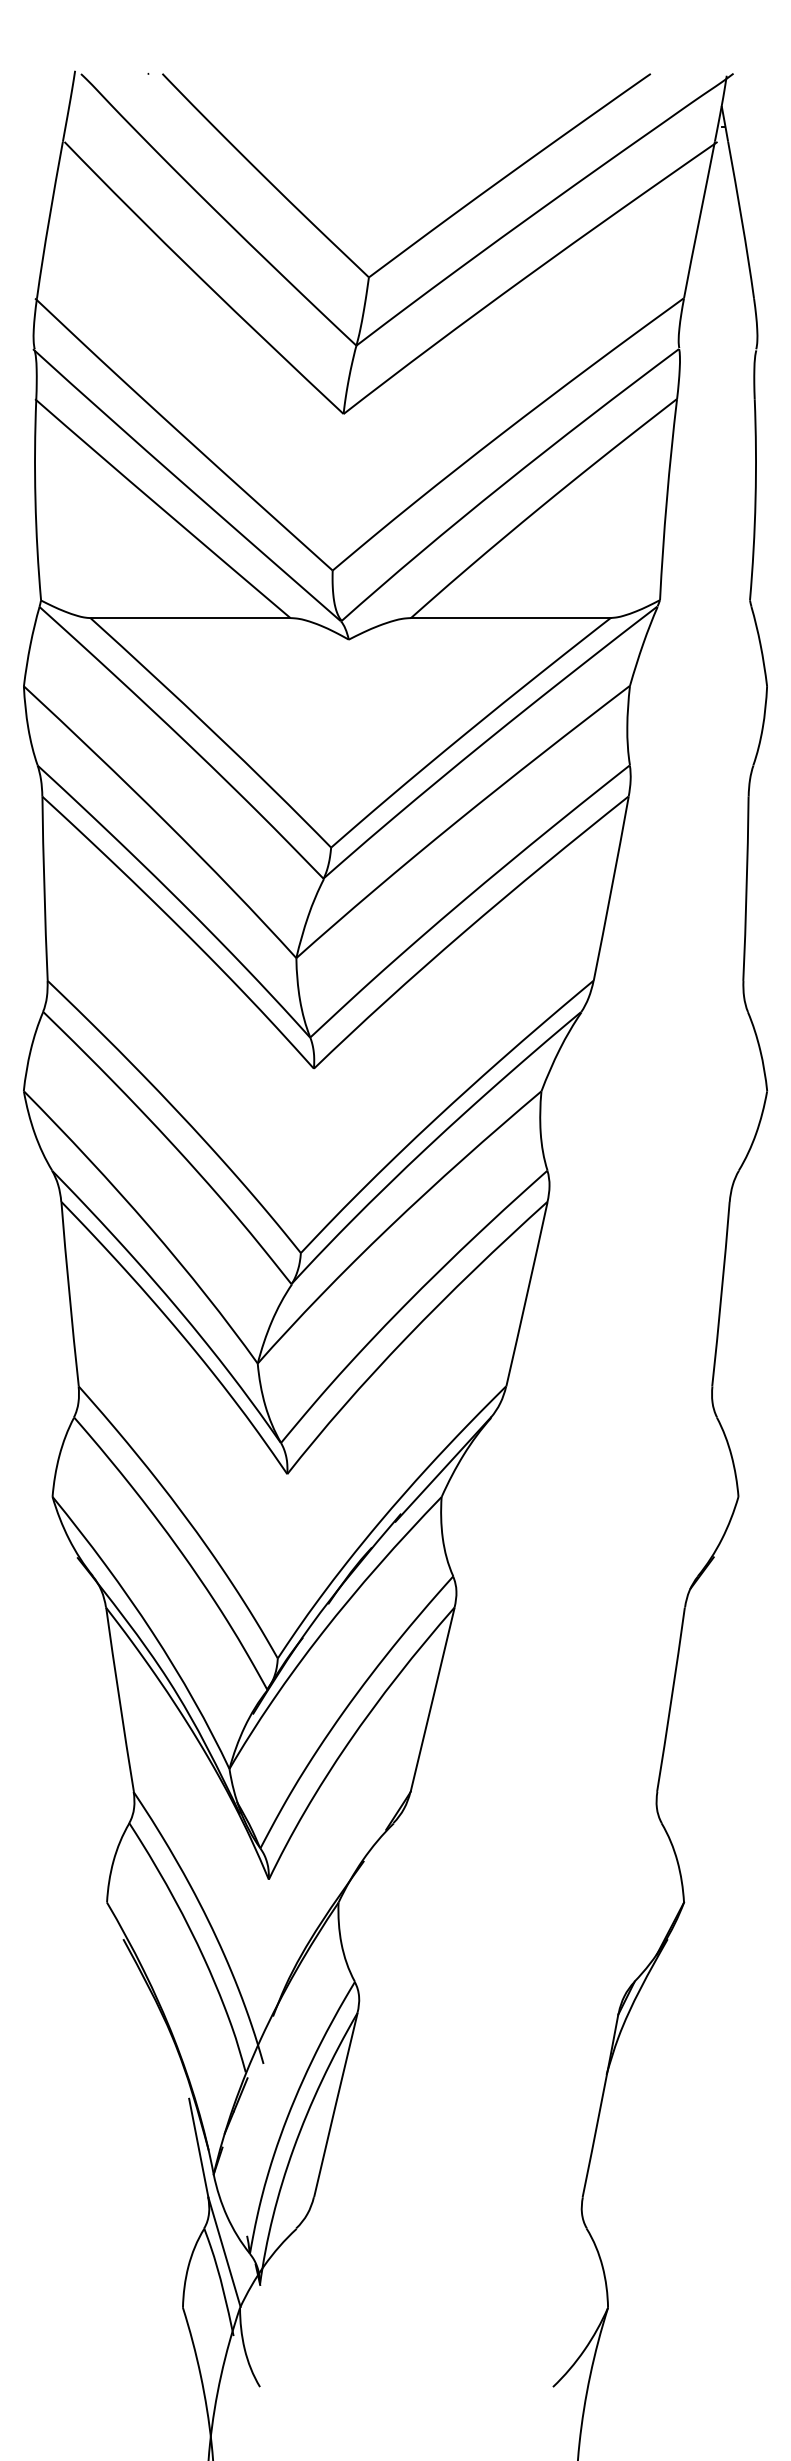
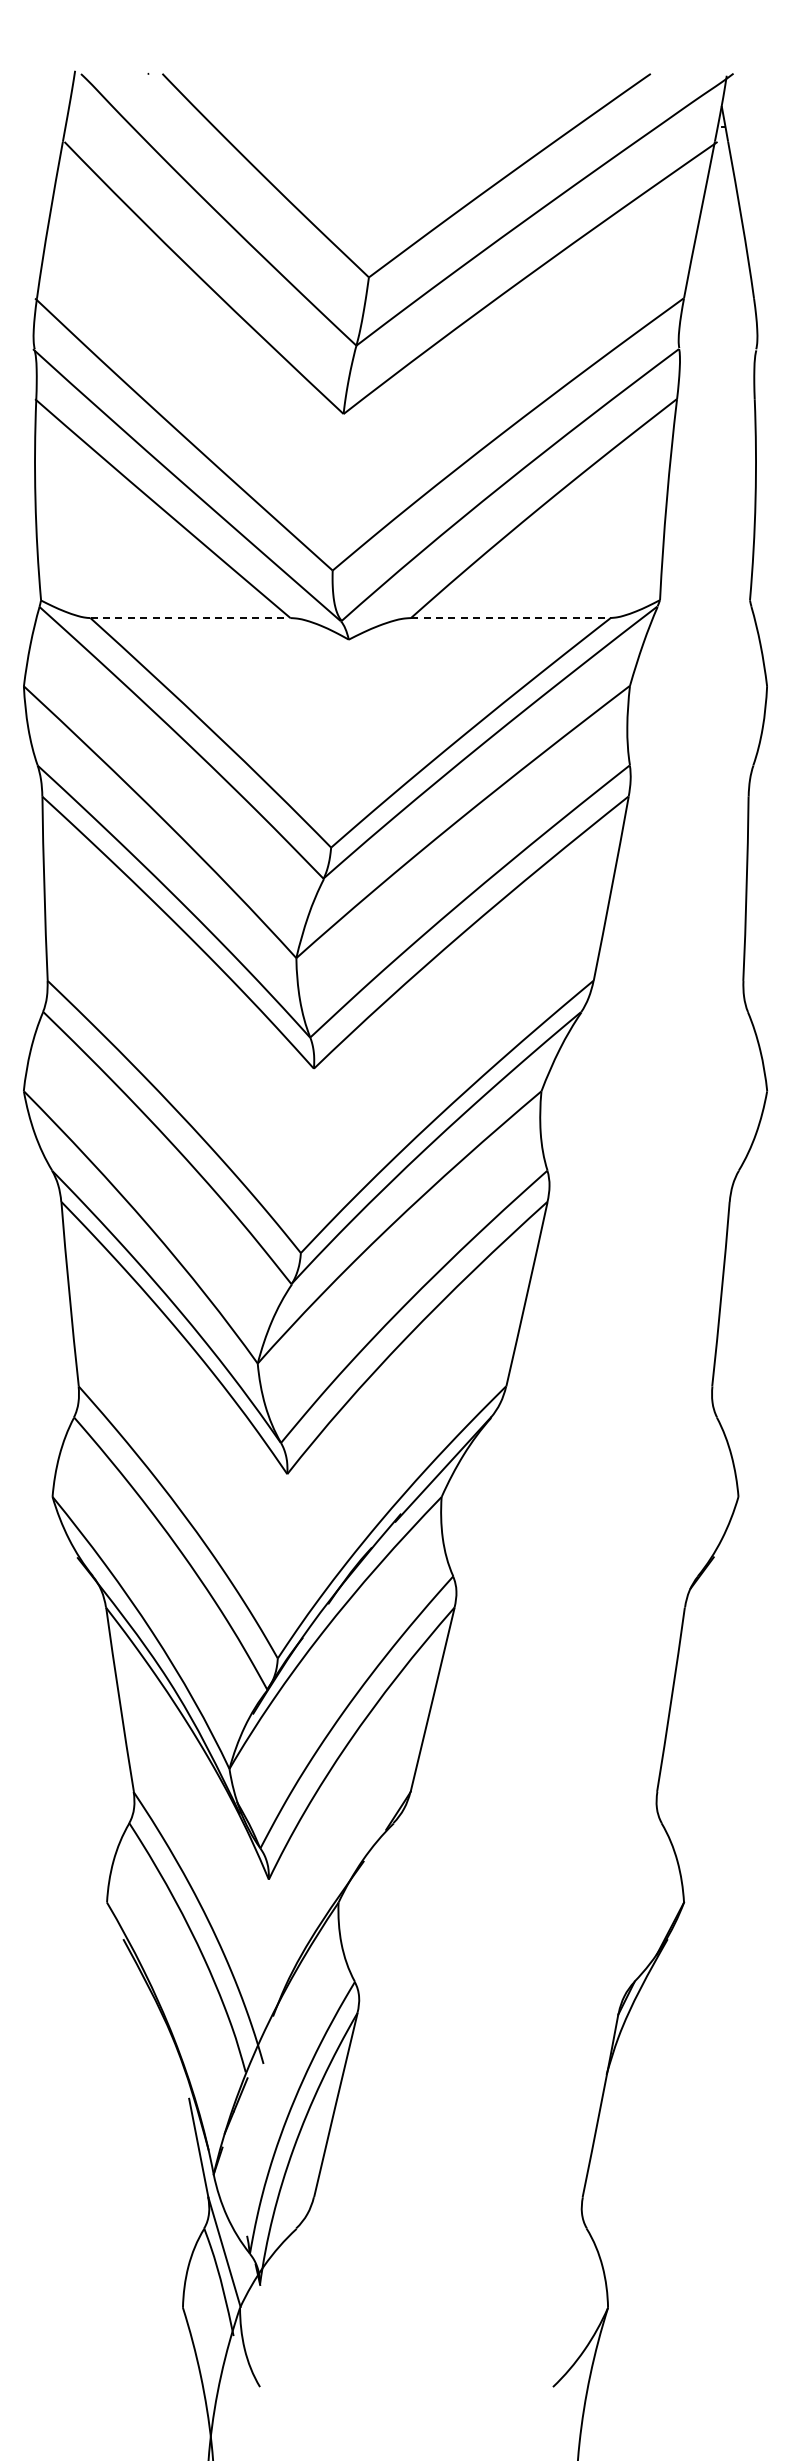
line: solid -> dashed (190, 618)
line: solid -> dashed (510, 618)
